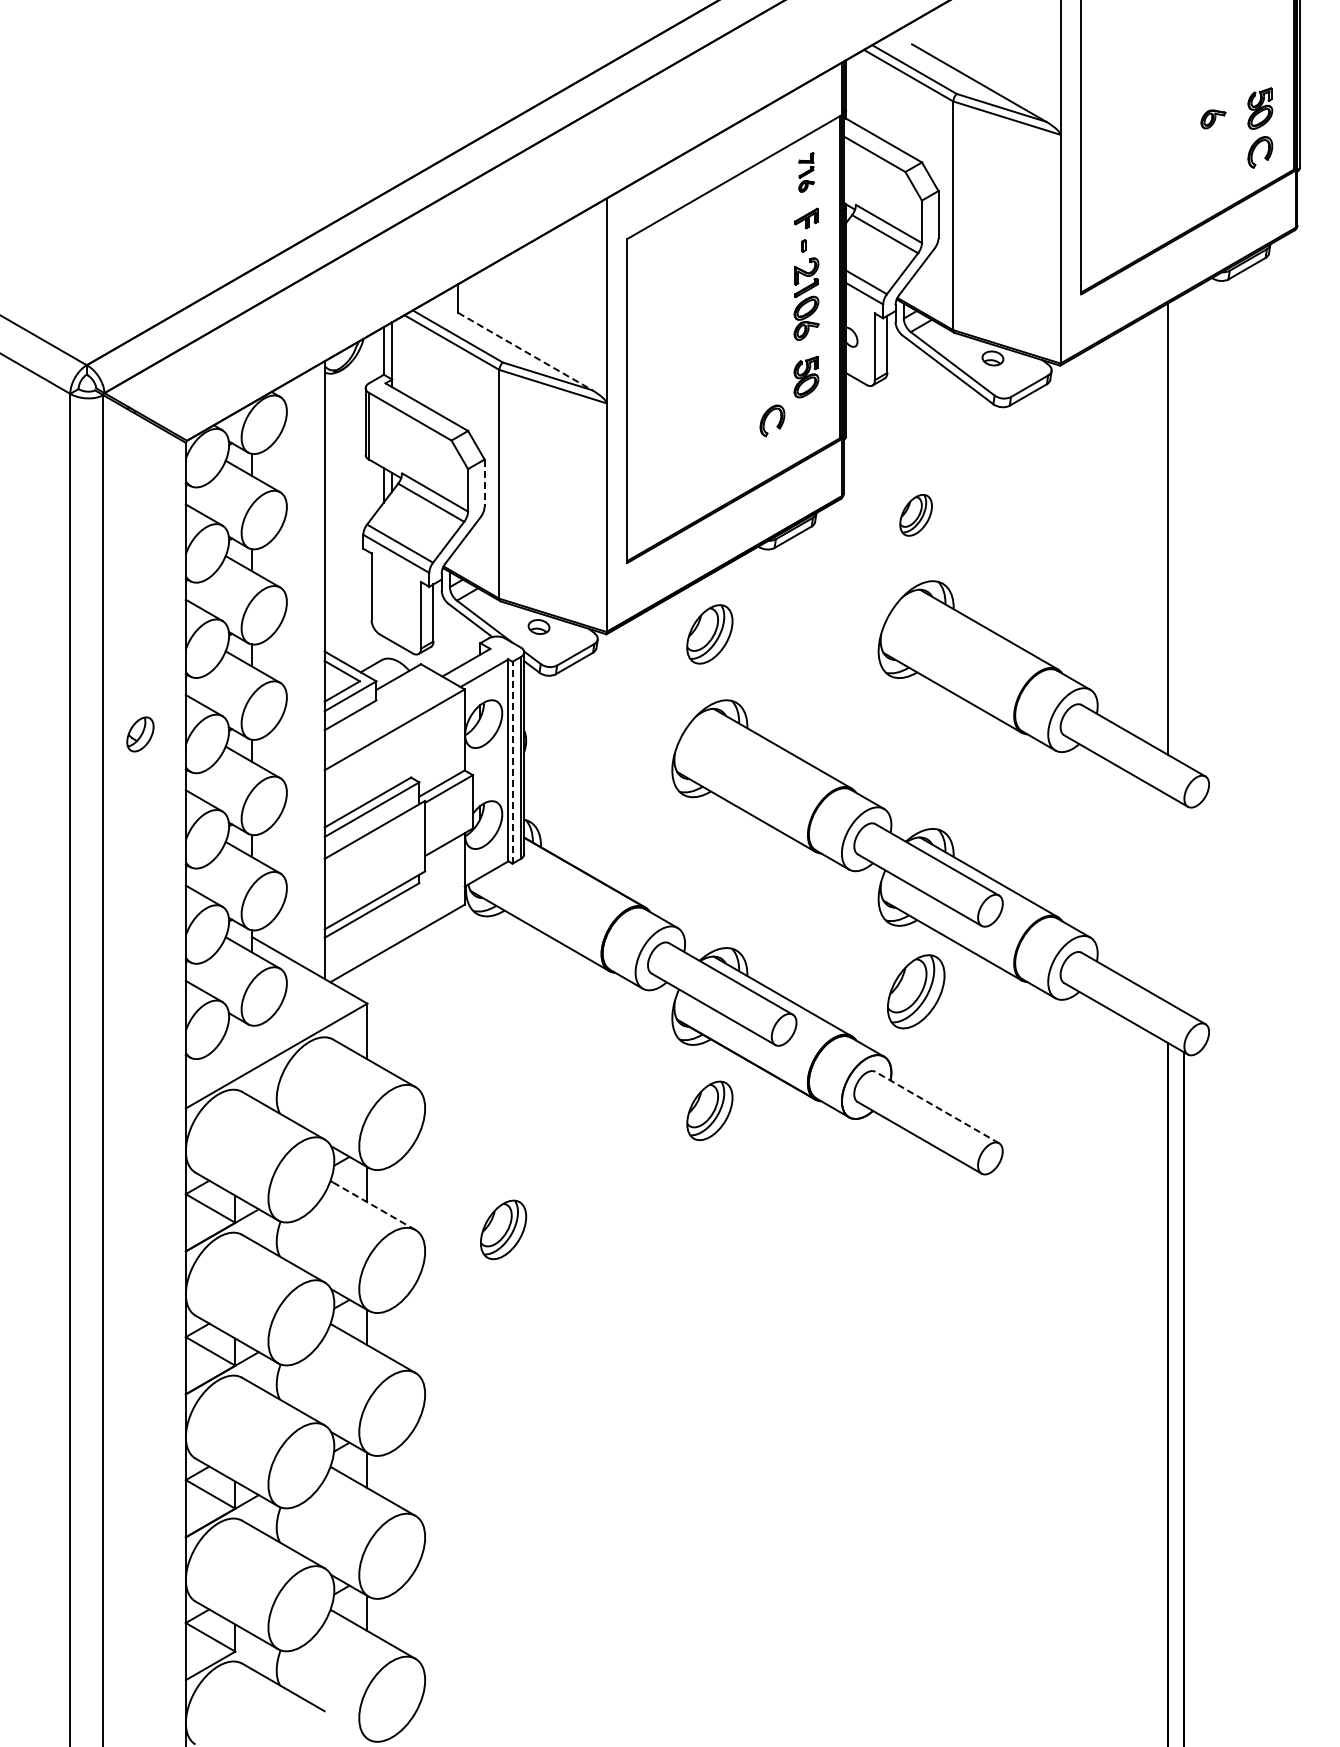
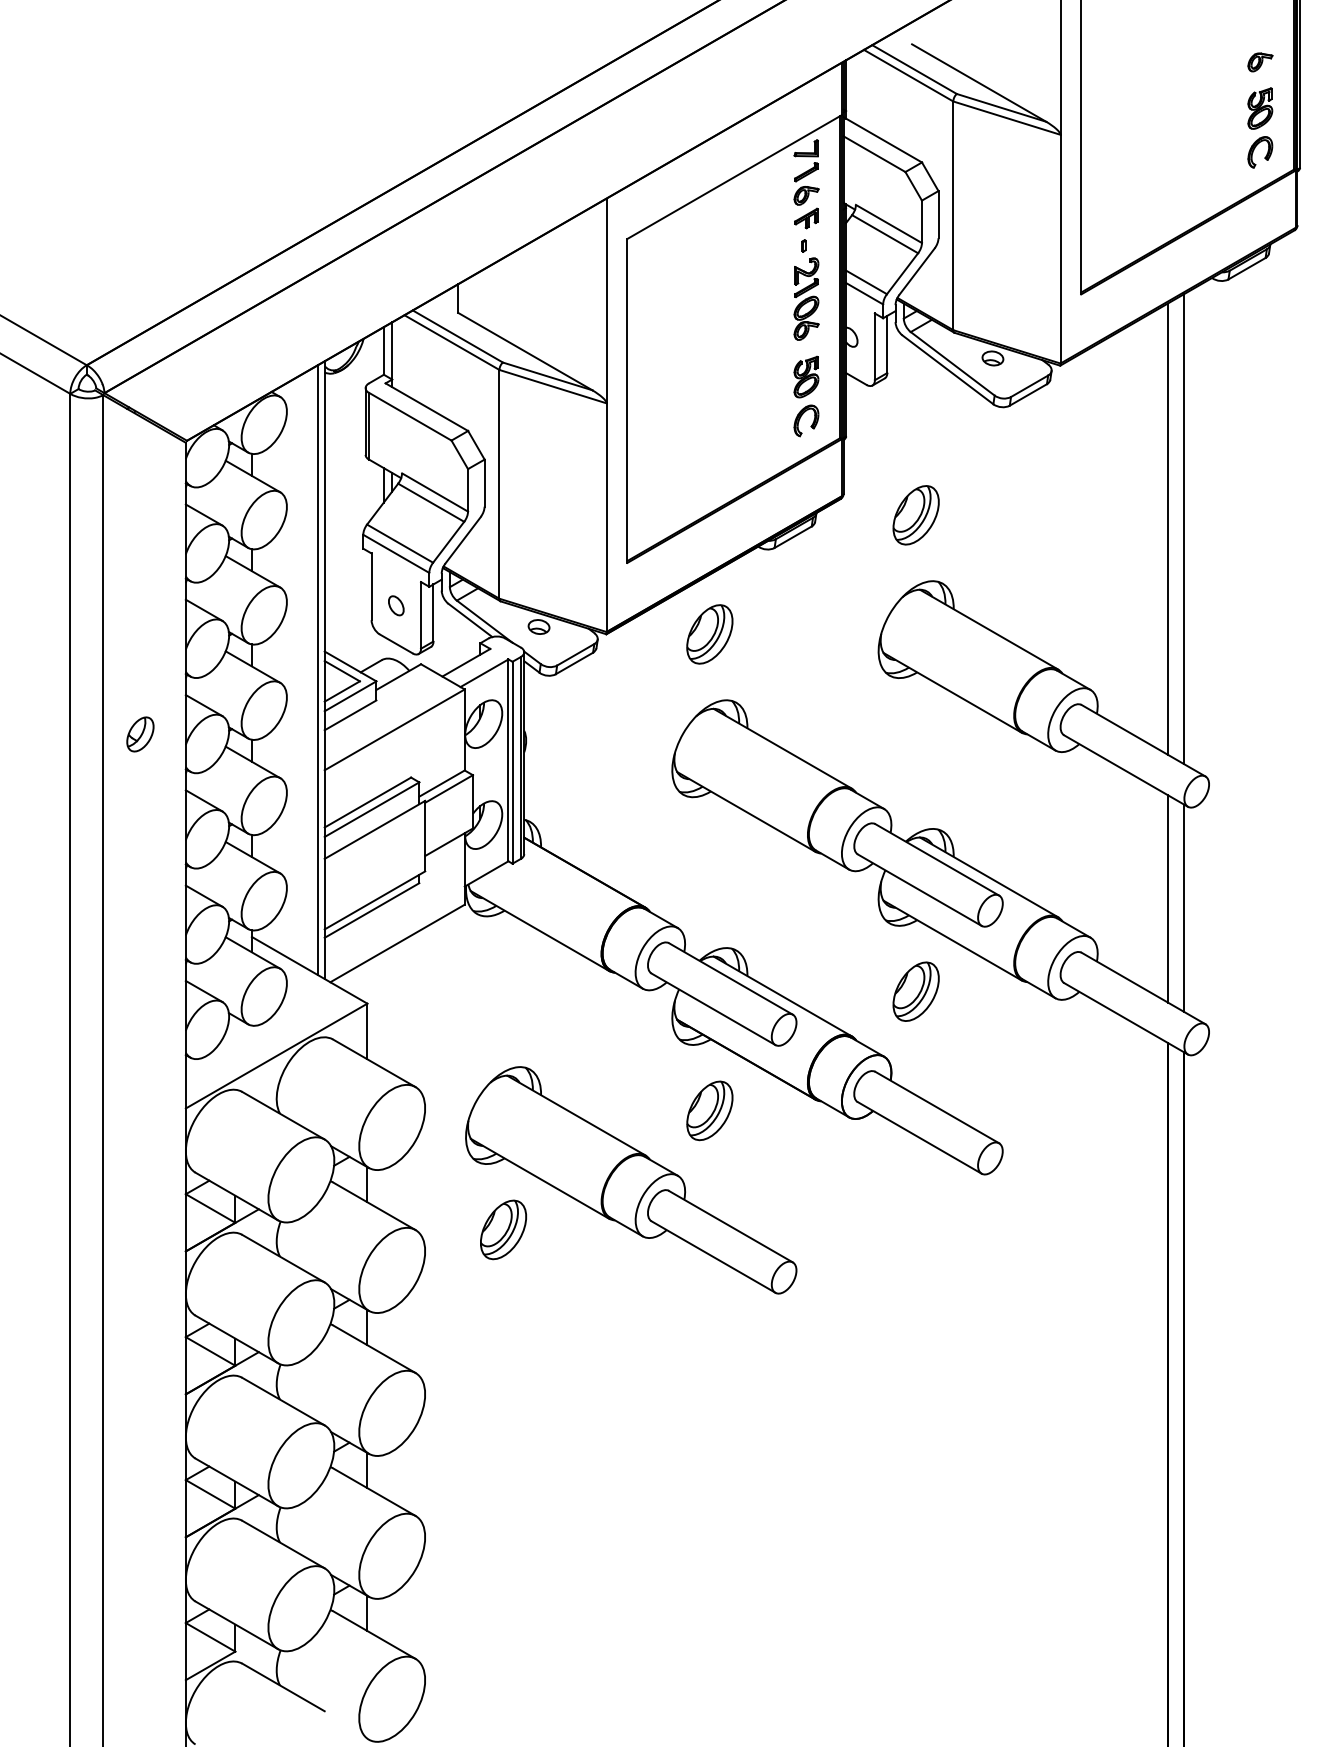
part position: (1213, 119) -> (1260, 62) (1260, 62)
part size: 17x41 px -> 27x67 px (806, 172)
line: dashed -> solid (525, 351)
part position: (772, 420) -> (806, 420) (806, 420)
line: dashed -> solid (484, 483)
part size: 34x43 px -> 48x61 px (915, 515)
line: none -> present (1184, 529)
part: none -> present (396, 605)
line: none -> present (317, 670)
line: dashed -> solid (512, 762)
line: none -> present (1167, 898)
line: none -> present (1184, 908)
part size: 59x76 px -> 48x61 px (915, 991)
line: dashed -> solid (936, 1107)
part: none -> present (631, 1180)
line: dashed -> solid (374, 1206)
